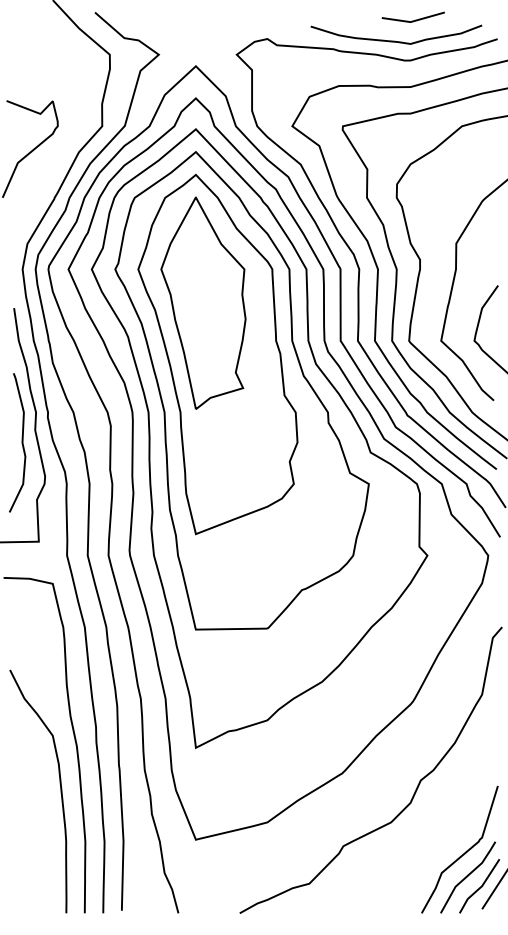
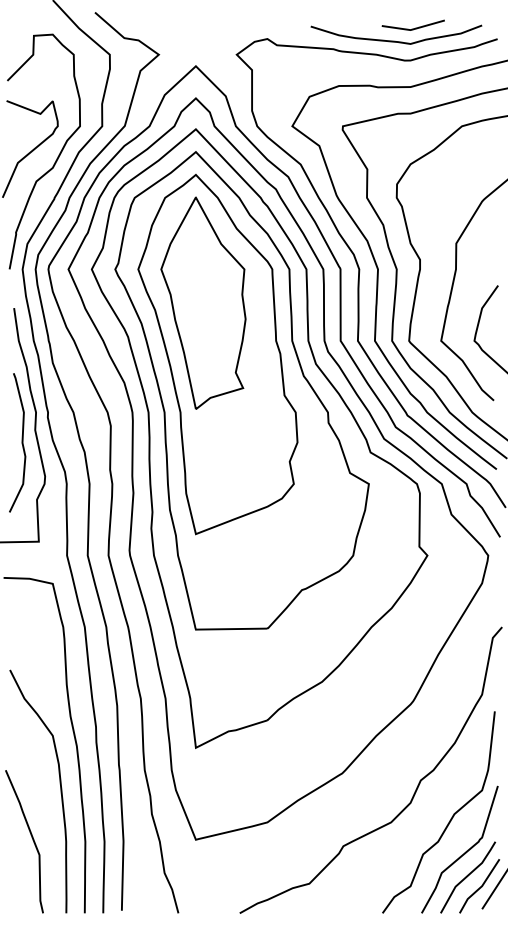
line position: (412, 20) -> (412, 28) (412, 28)
curve: none -> present (56, 158)
curve: none -> present (450, 818)
curve: none -> present (31, 837)
